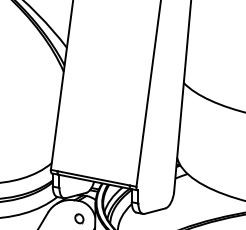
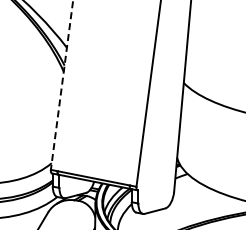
line: solid -> dashed (61, 85)
part: present -> none (79, 218)
